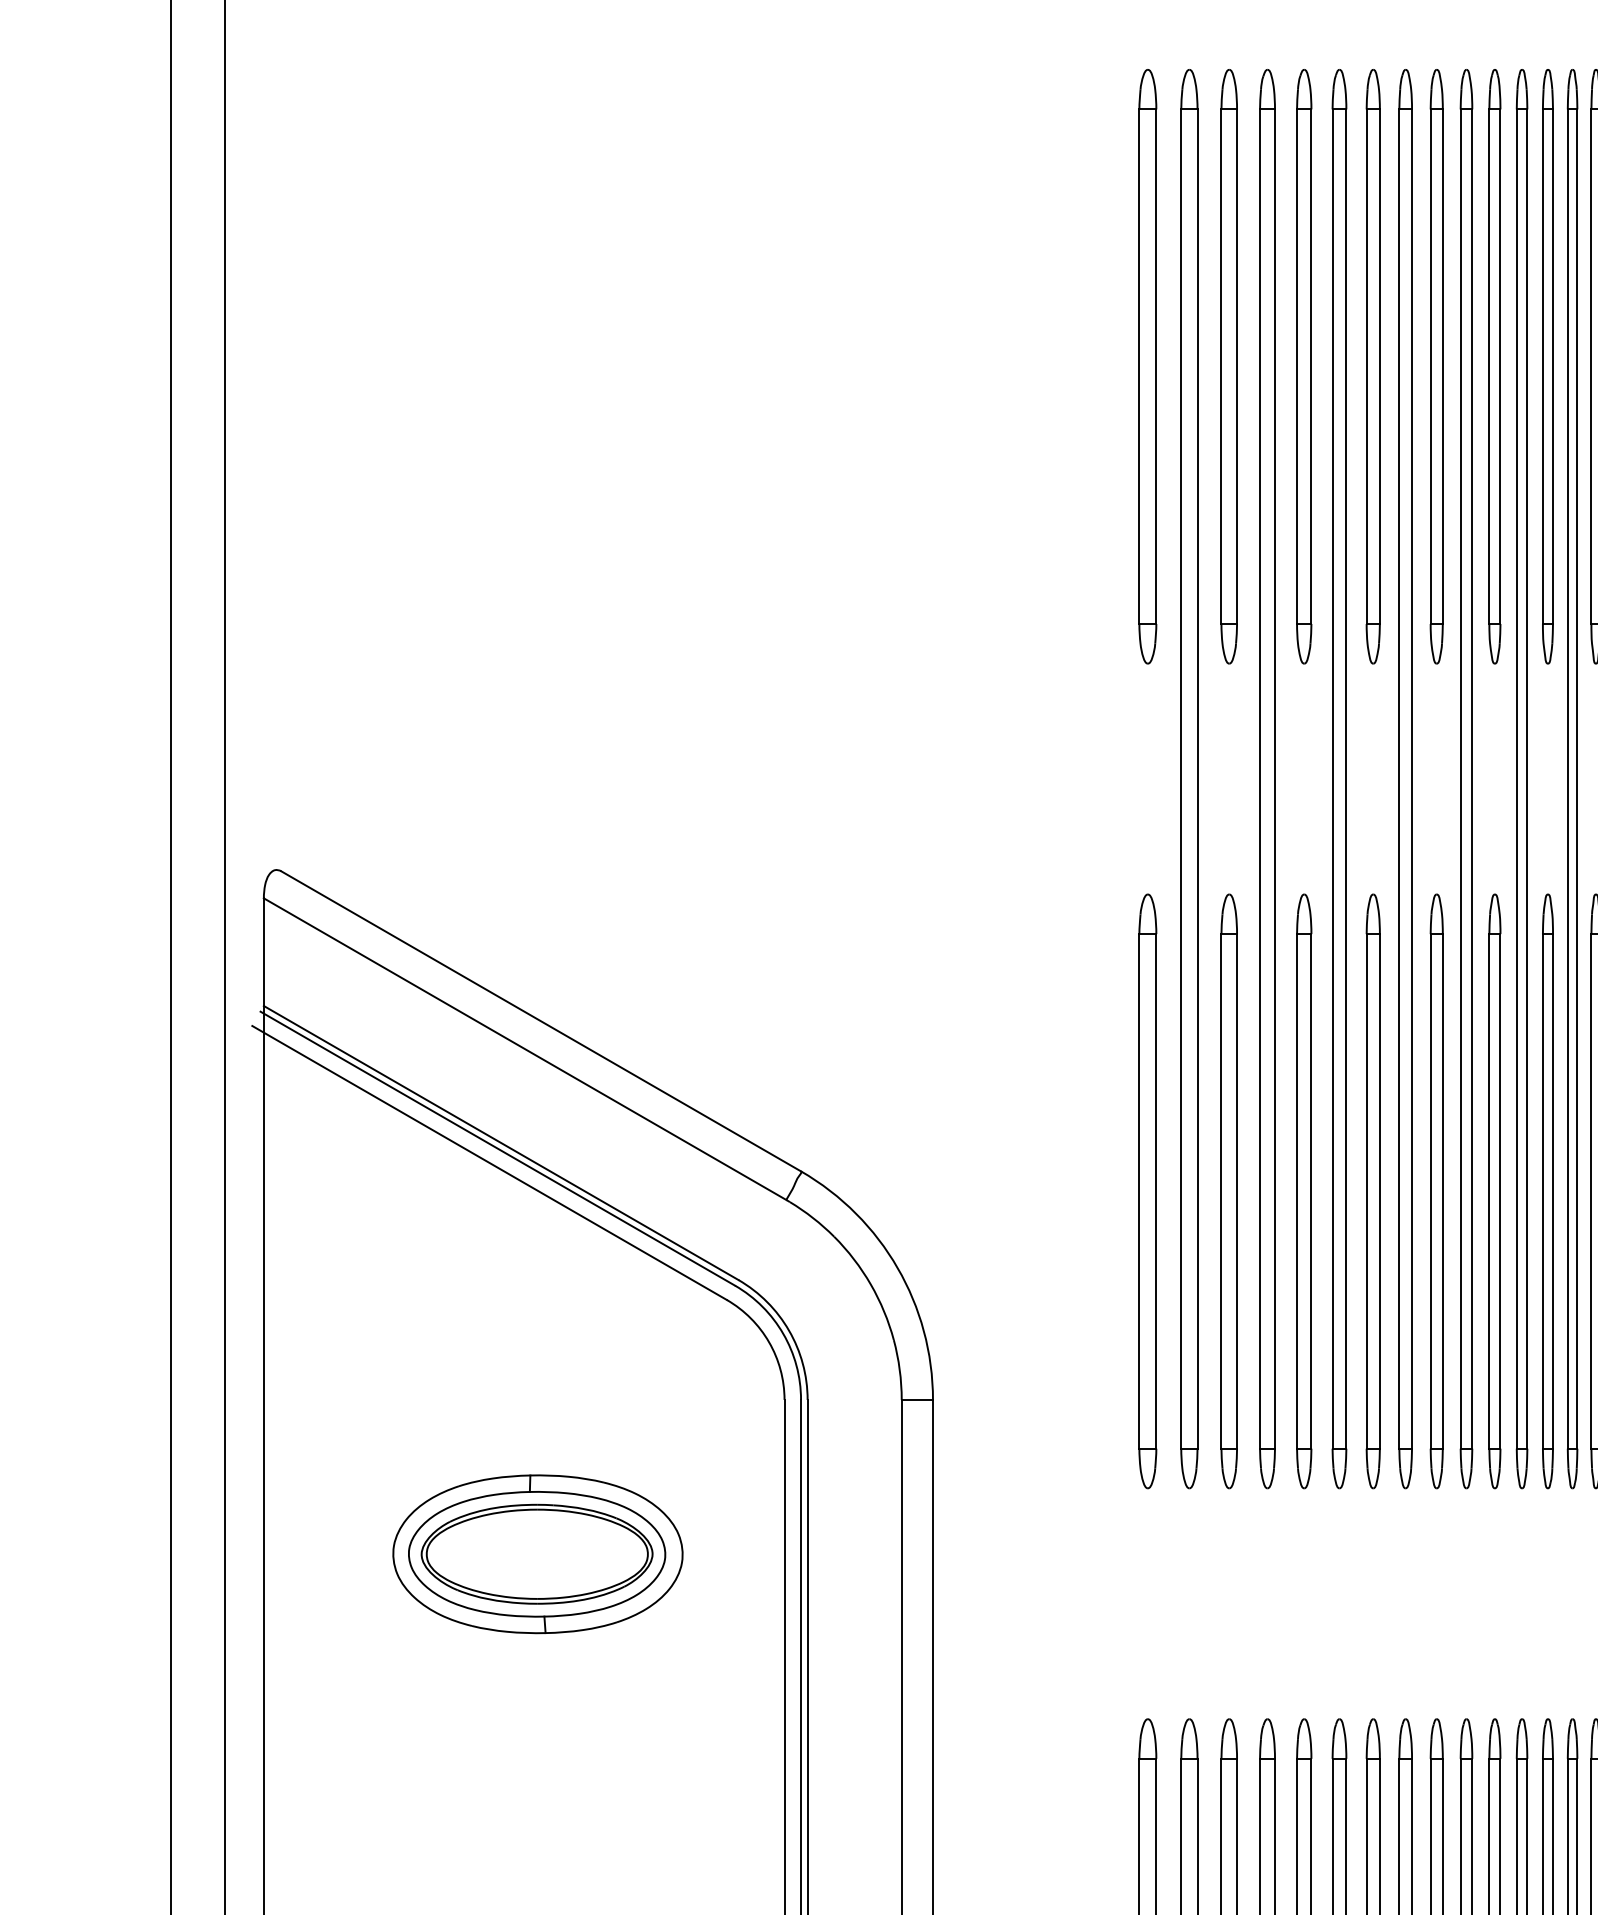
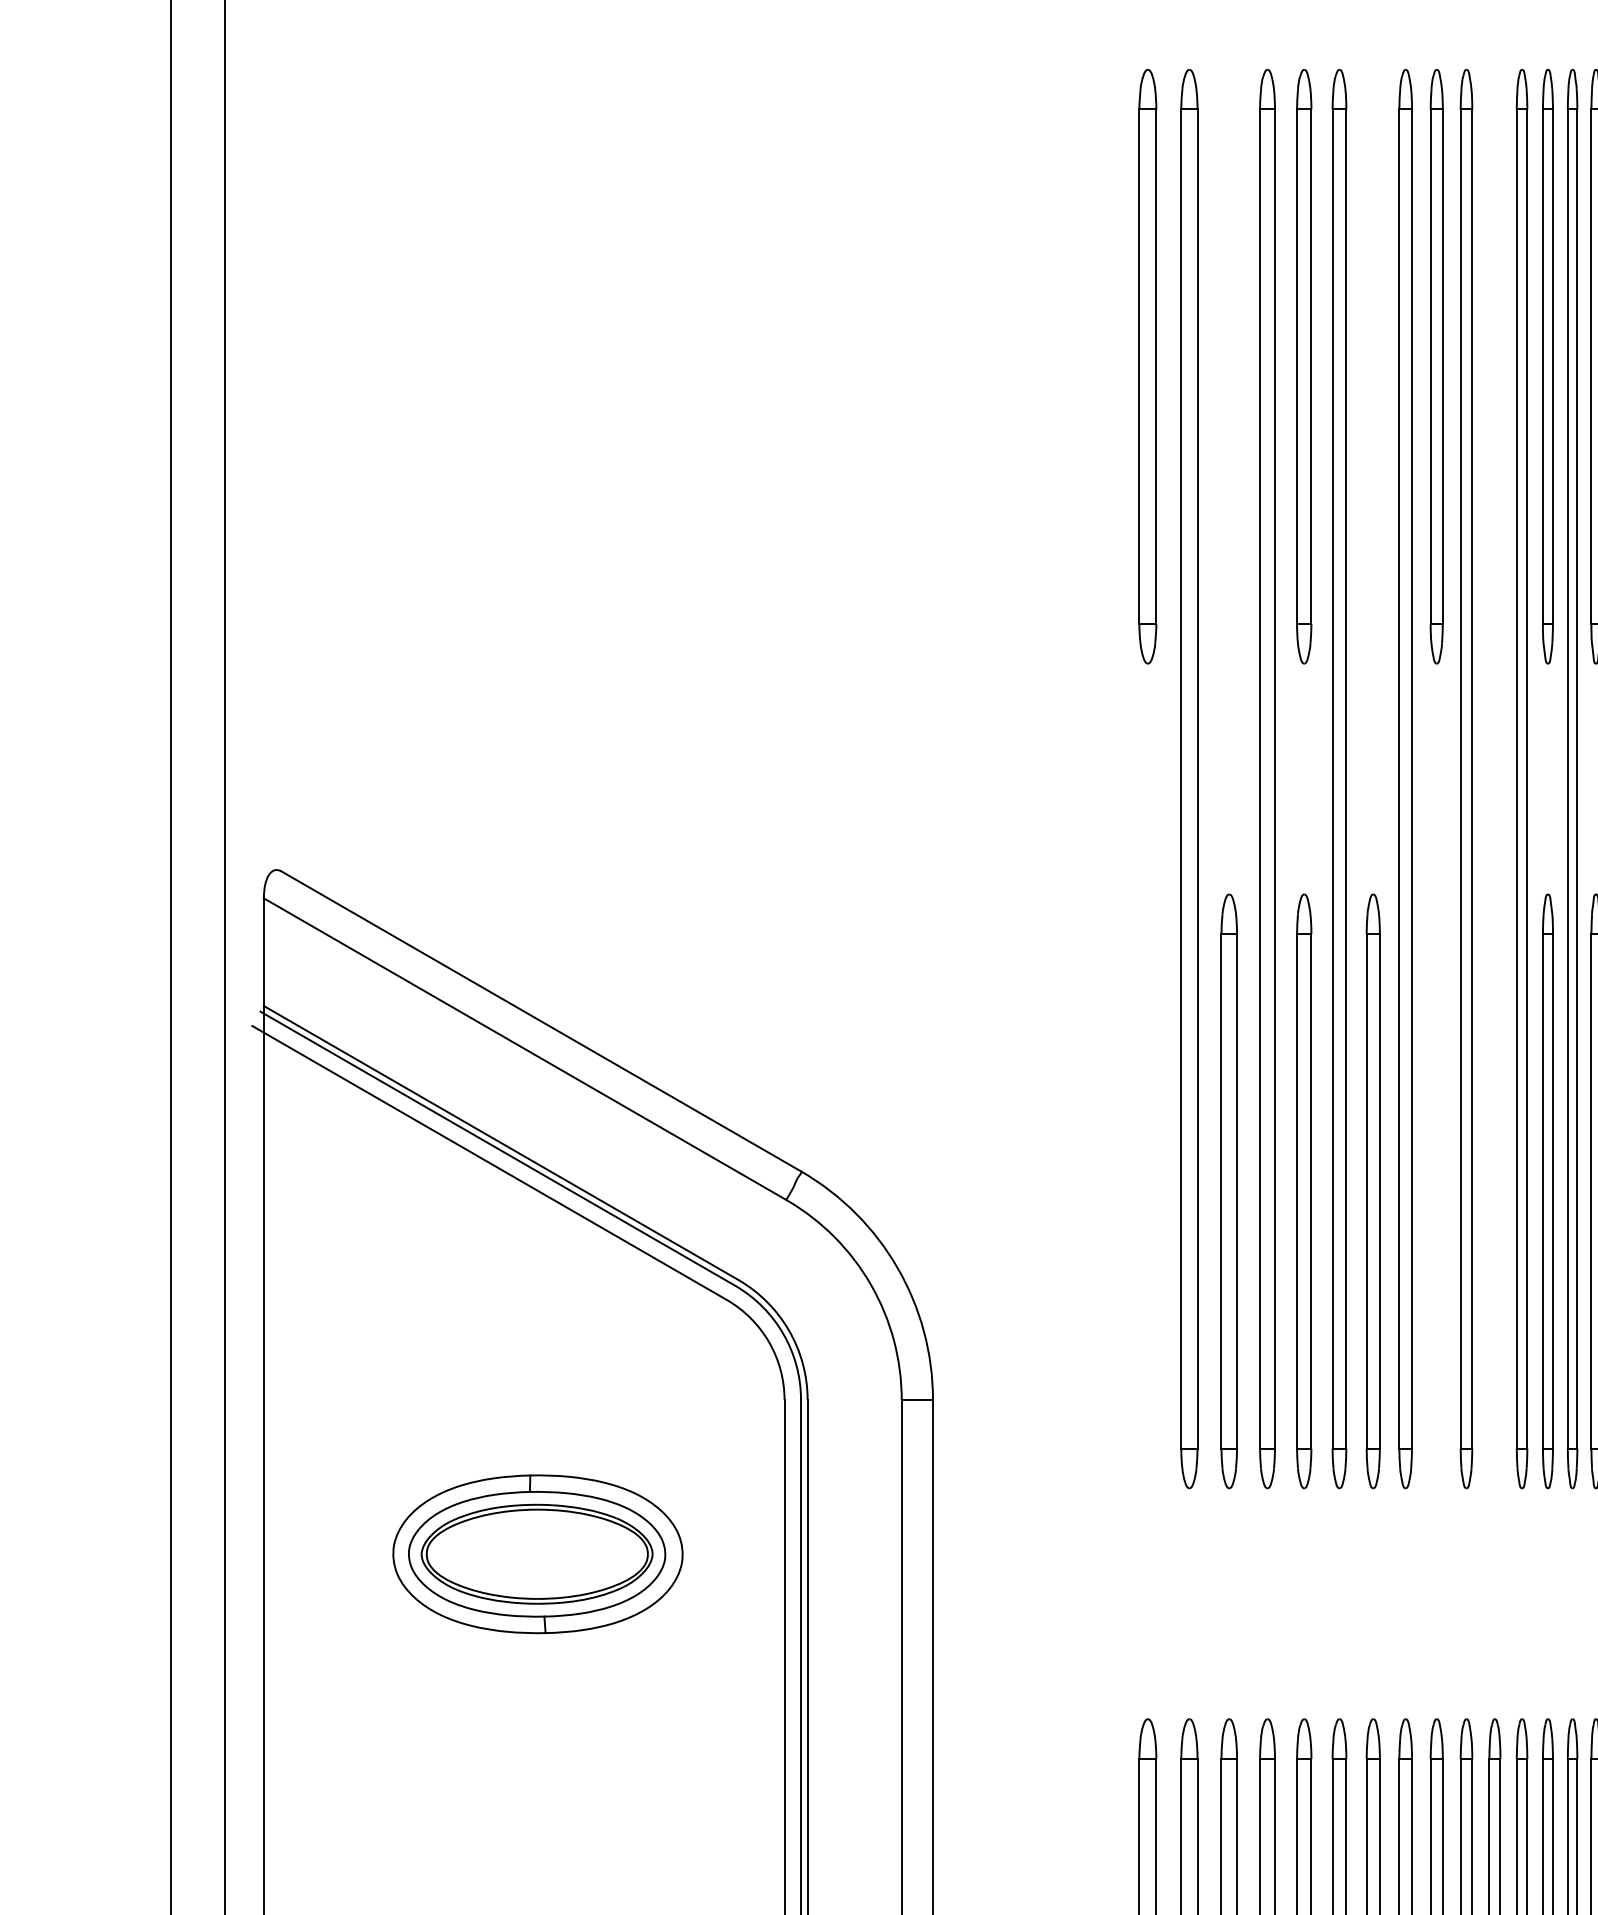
part: present -> none (1228, 366)
part: present -> none (1372, 366)
part: present -> none (1494, 366)
part: present -> none (1147, 1191)
part: present -> none (1436, 1191)
part: present -> none (1494, 1191)
